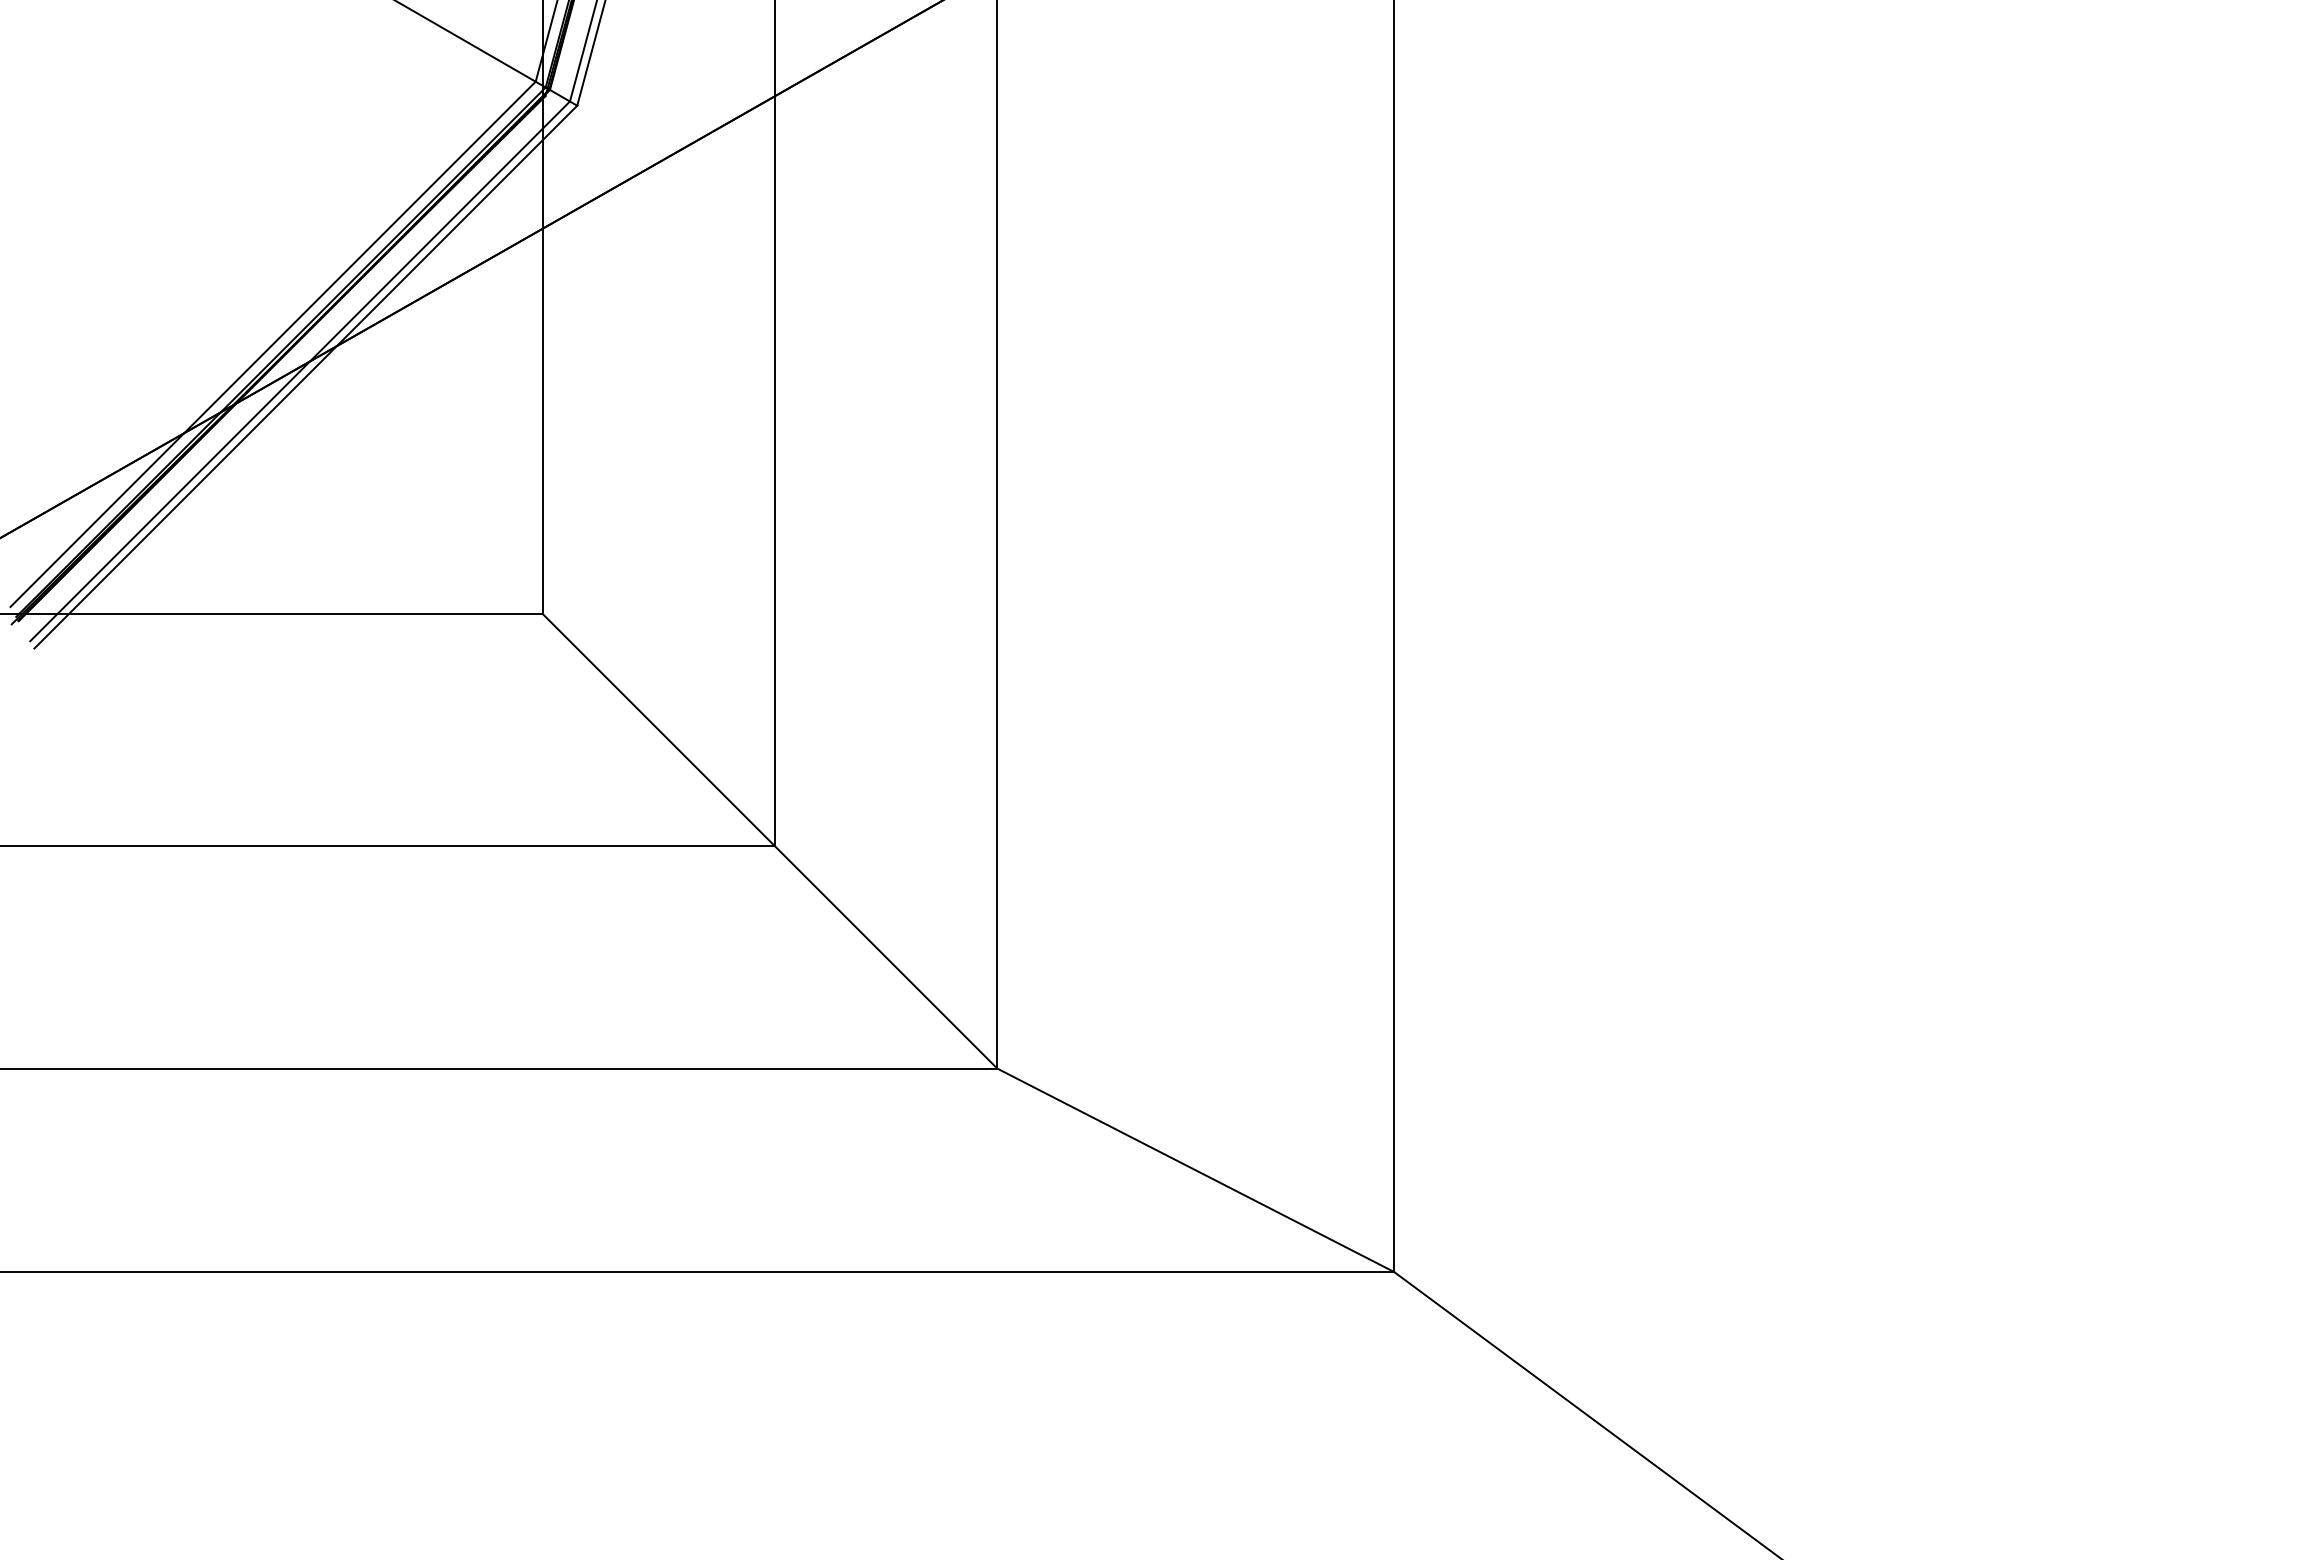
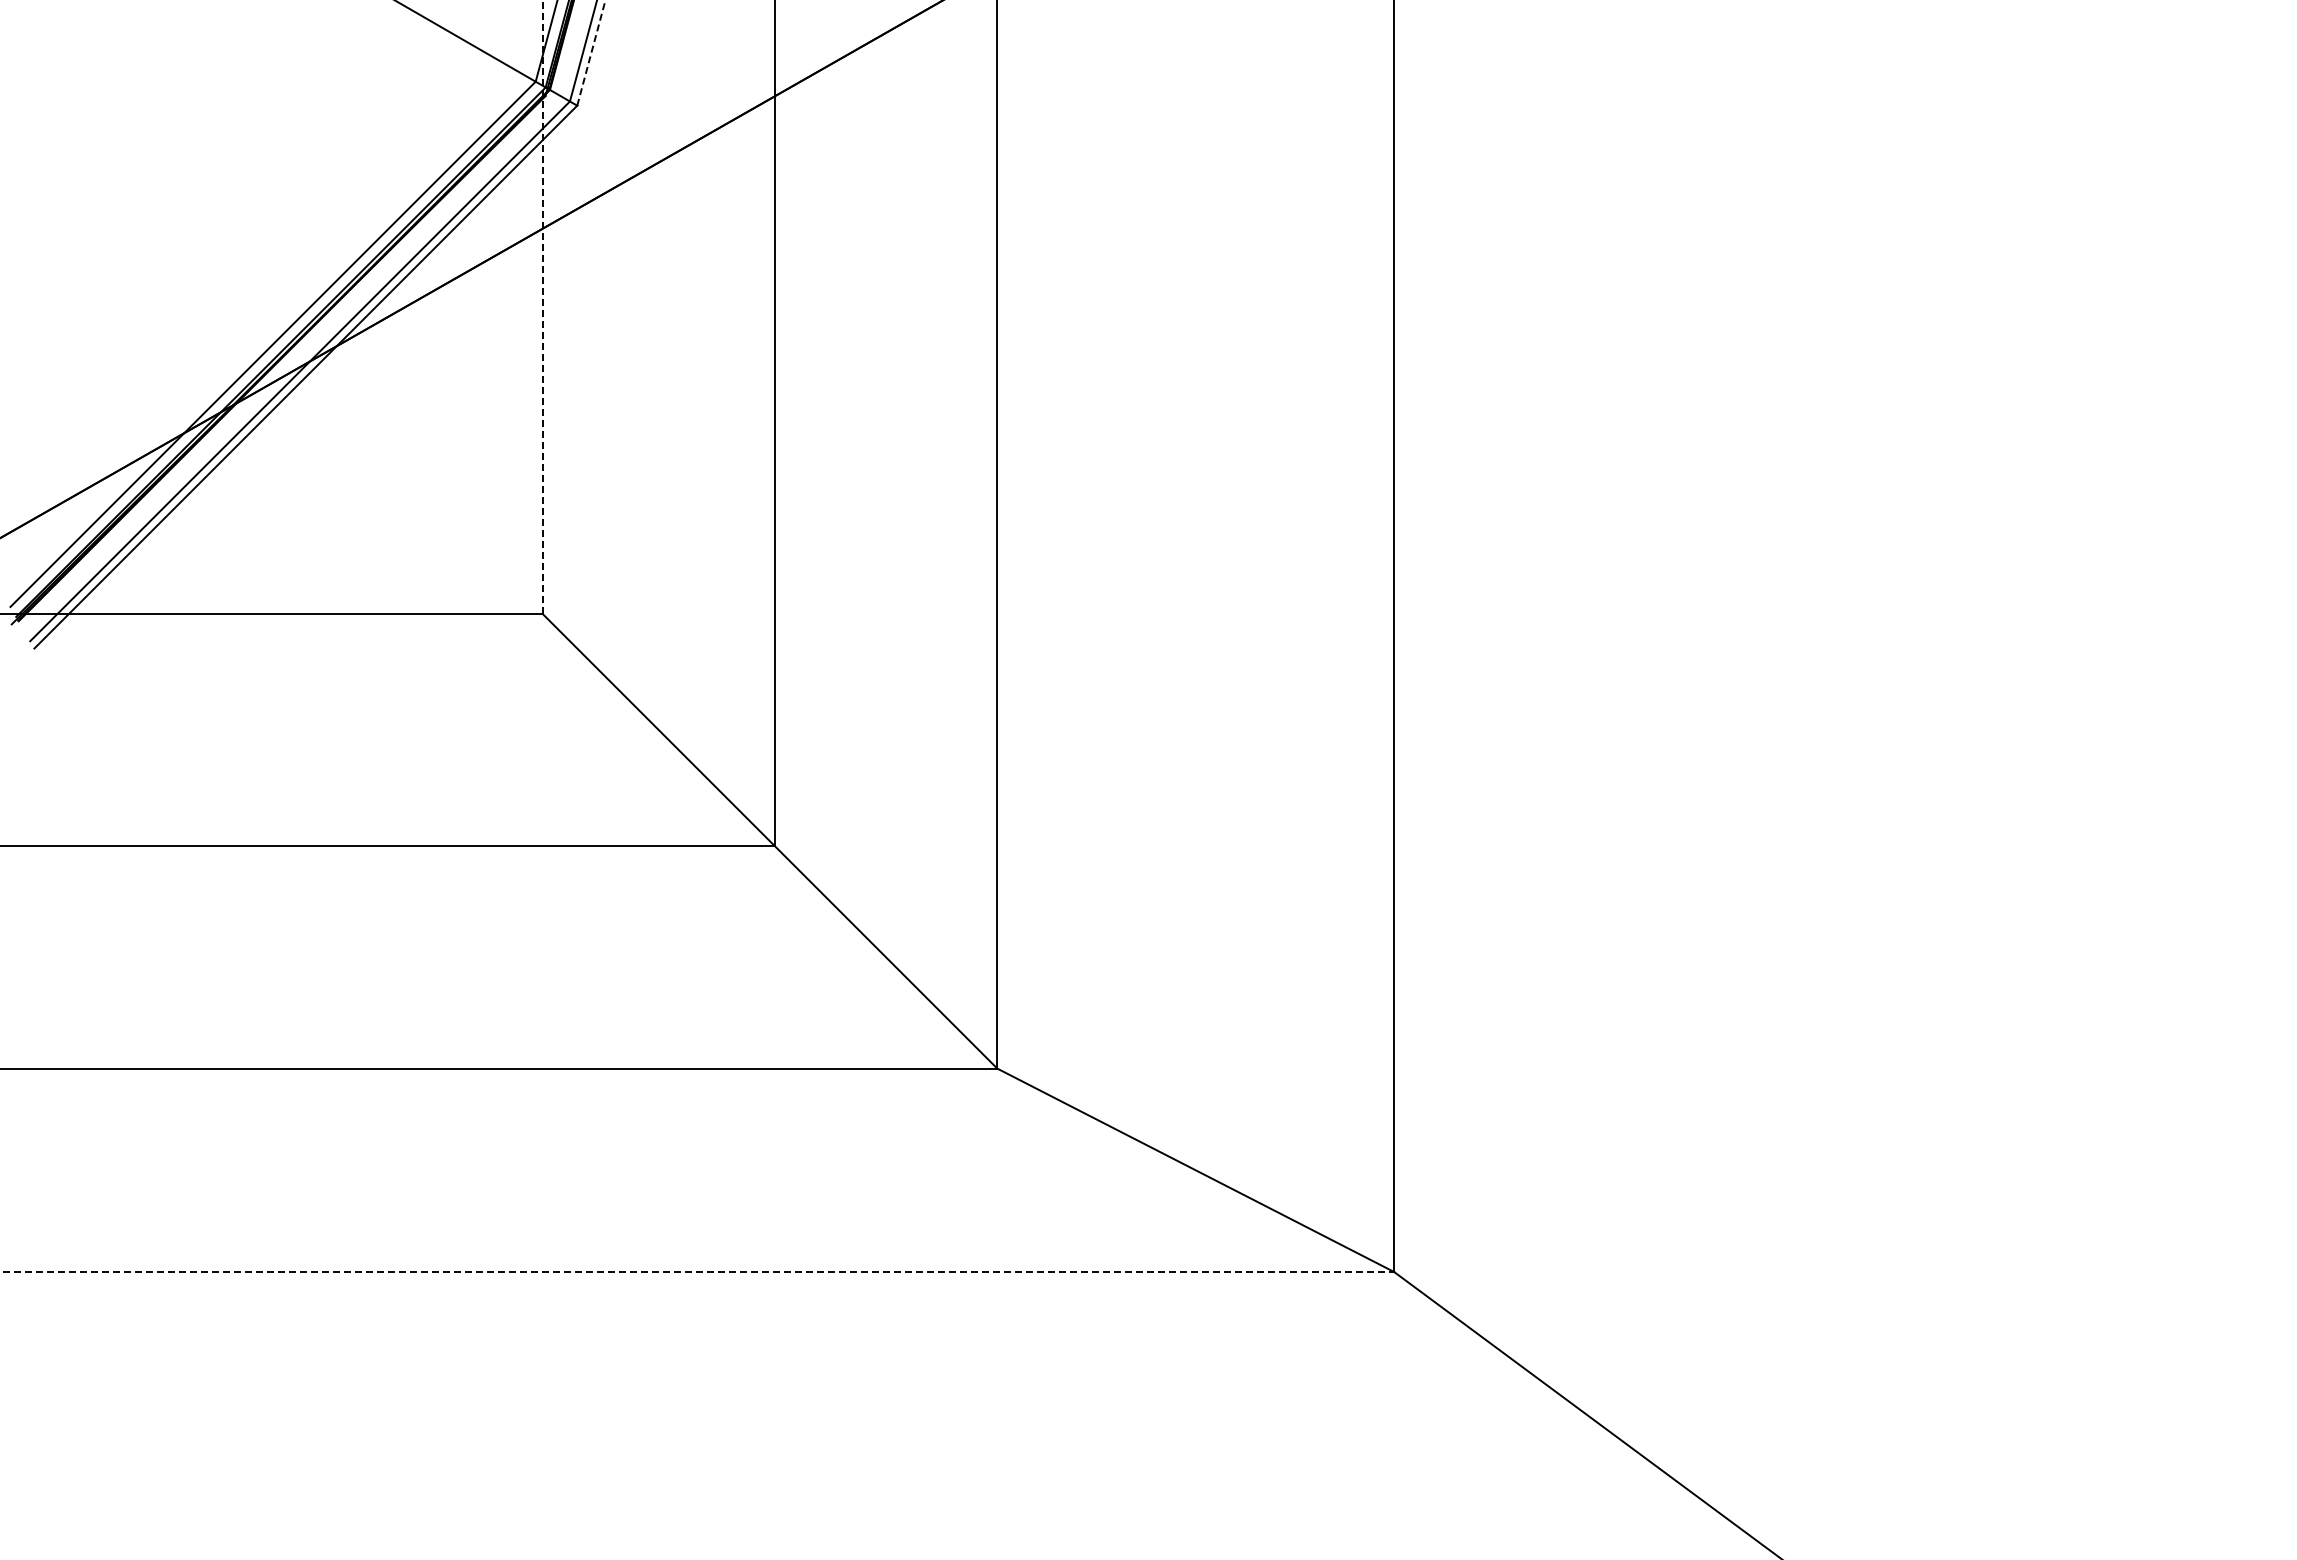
line: solid -> dashed (591, 52)
line: solid -> dashed (542, 306)
line: solid -> dashed (697, 1271)
